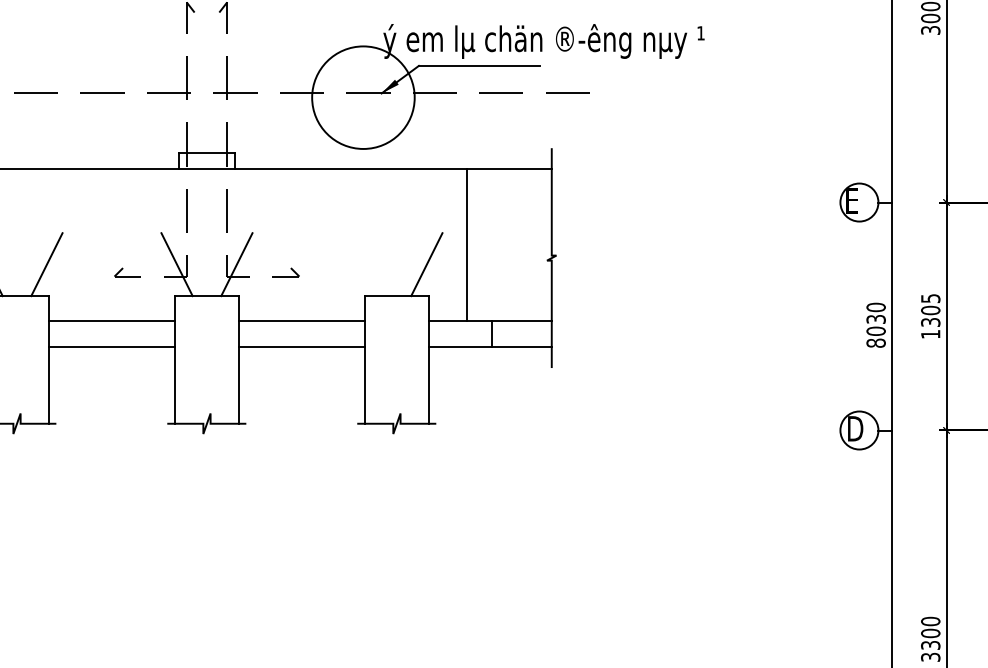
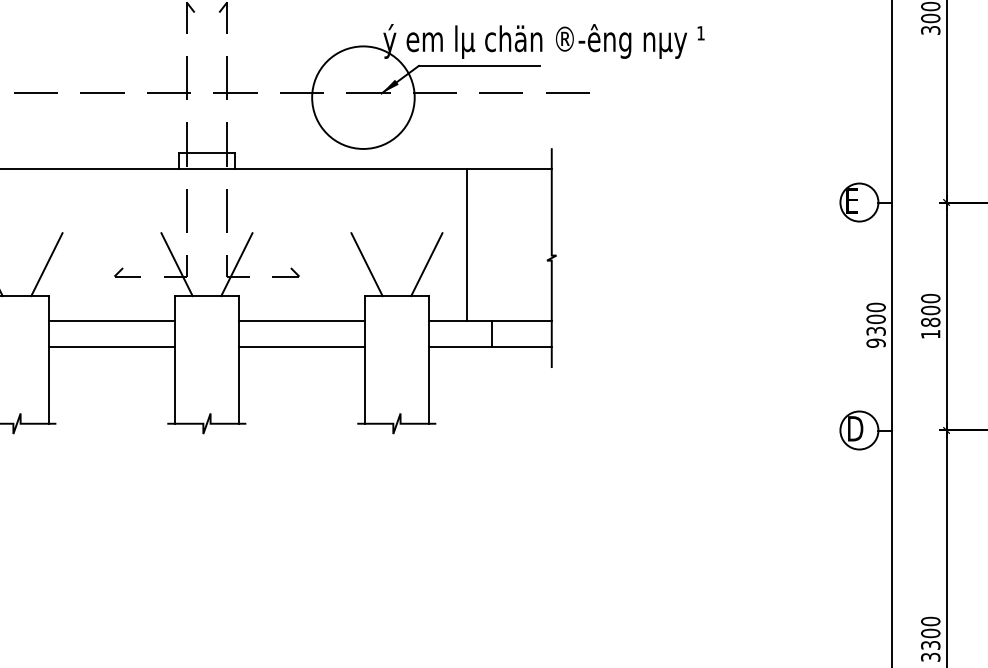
line: none -> present (366, 264)
text: 1305 -> 1800 (930, 310)
text: 8030 -> 9300 (875, 330)
